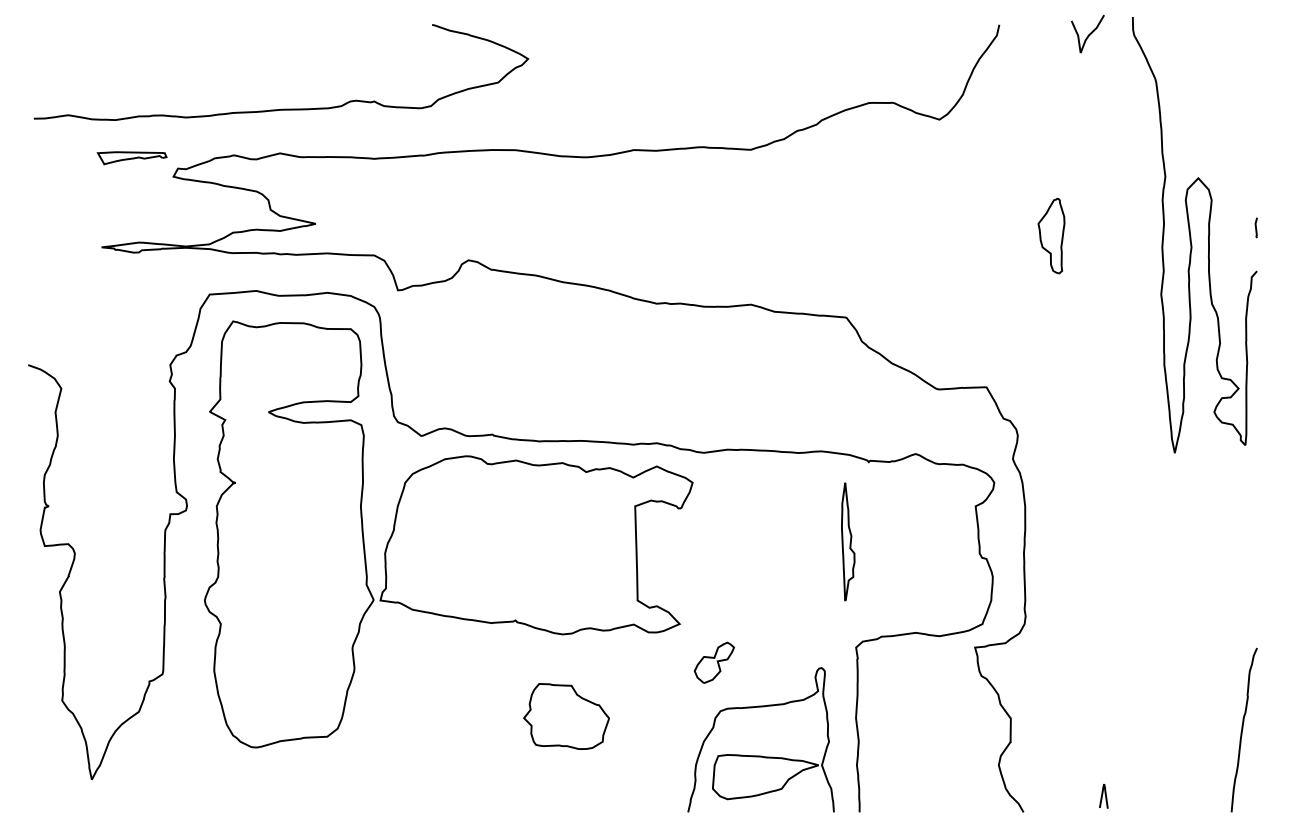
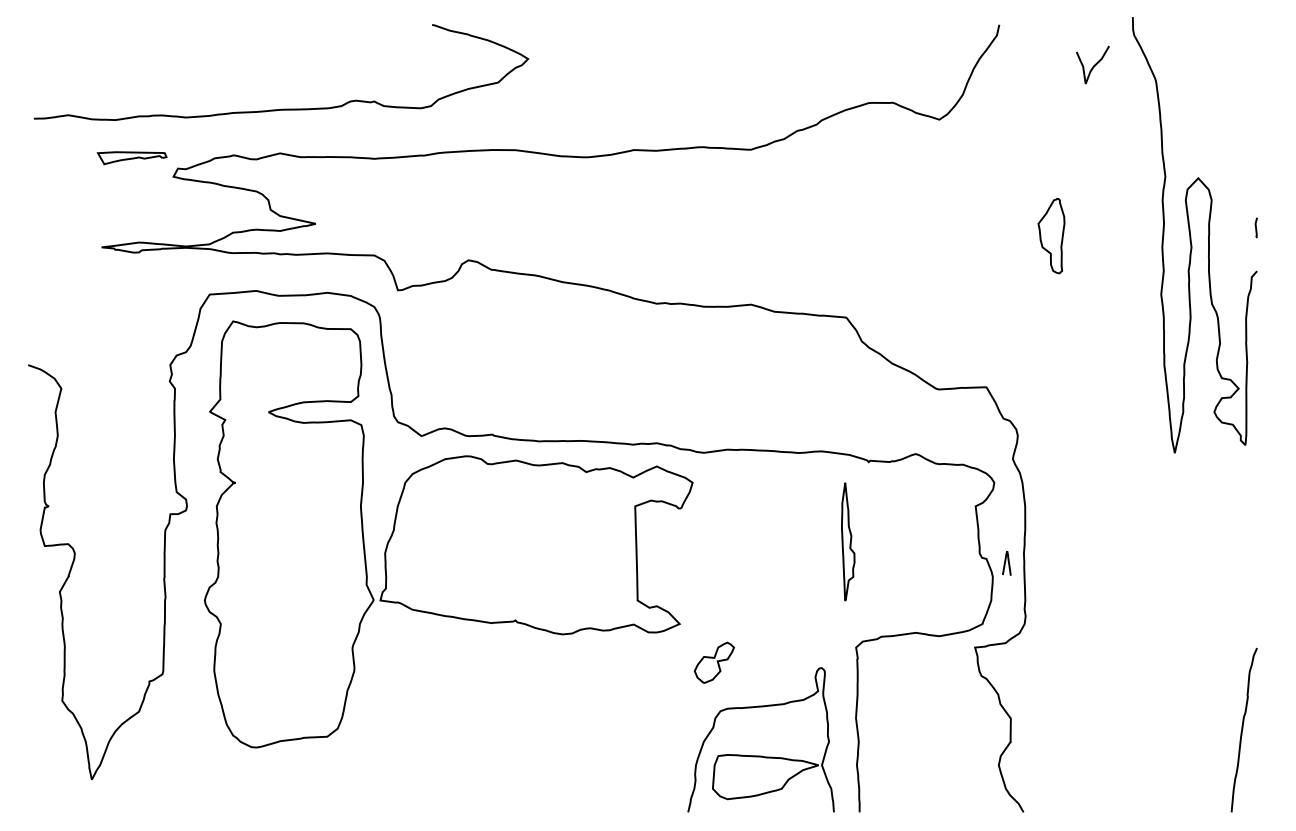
curve position: (1088, 34) -> (1093, 65) (1093, 65)
part: present -> none (566, 716)
curve position: (1102, 796) -> (1005, 563) (1005, 563)
